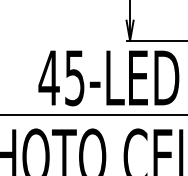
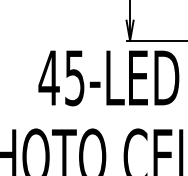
line: present -> none (93, 114)
